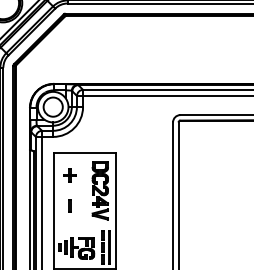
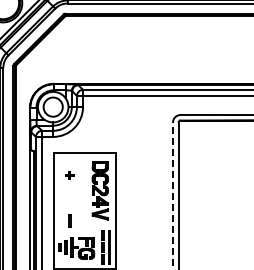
part size: 14x15 px -> 10x9 px (69, 175)
line: solid -> dashed (173, 195)
part position: (69, 205) -> (69, 220) (69, 220)
